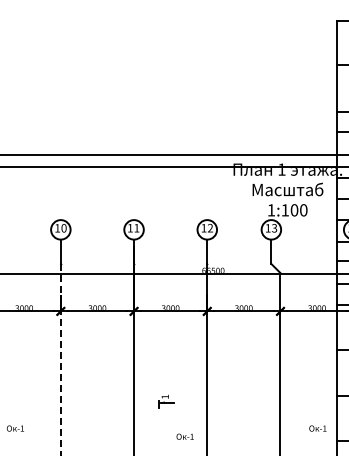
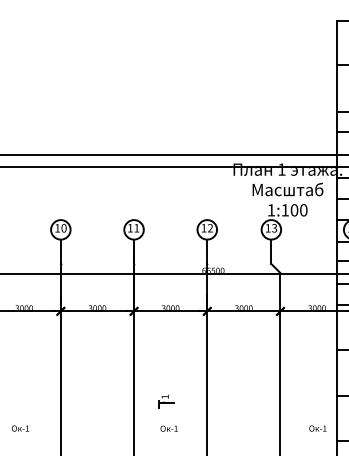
line: dashed -> solid (60, 360)
text position: (14, 428) -> (19, 428) (19, 428)
text position: (184, 436) -> (168, 428) (168, 428)
